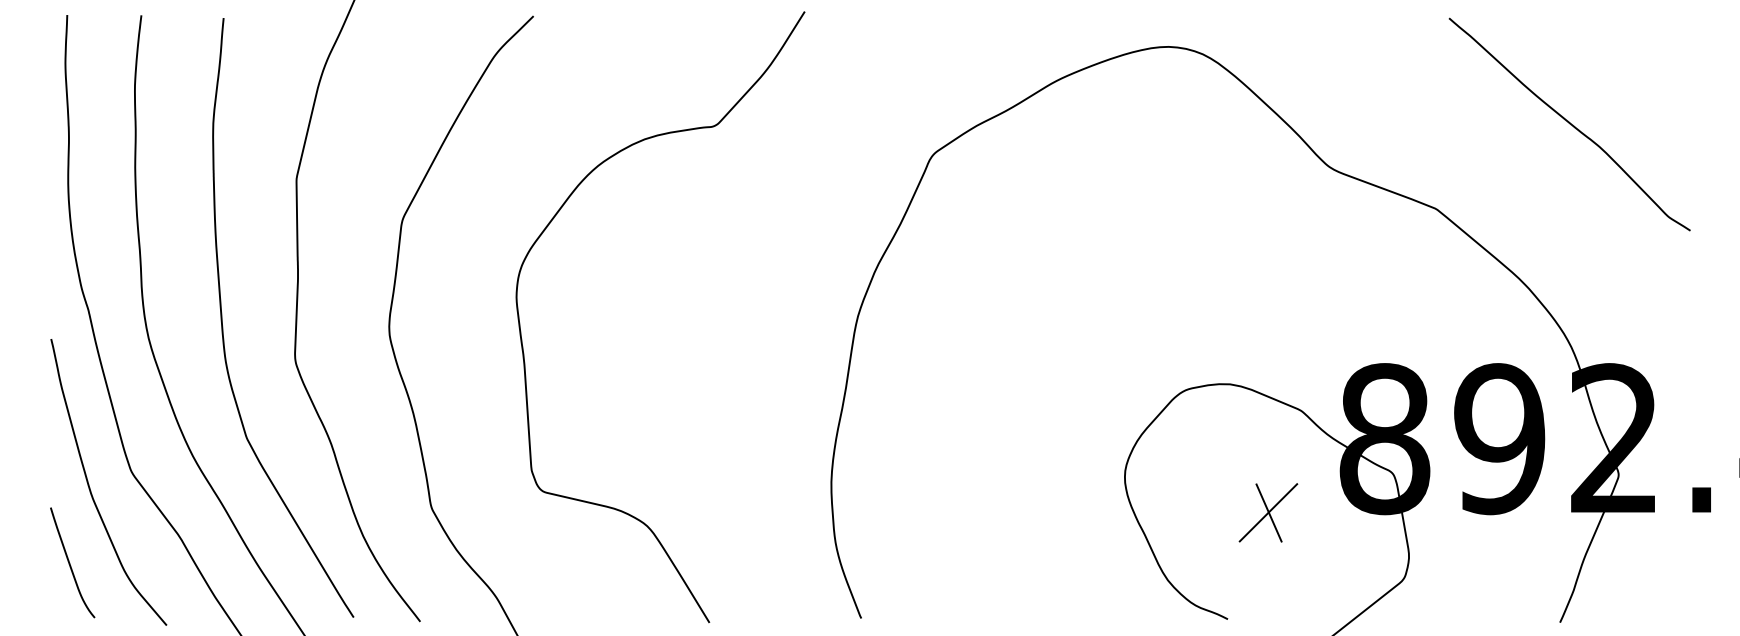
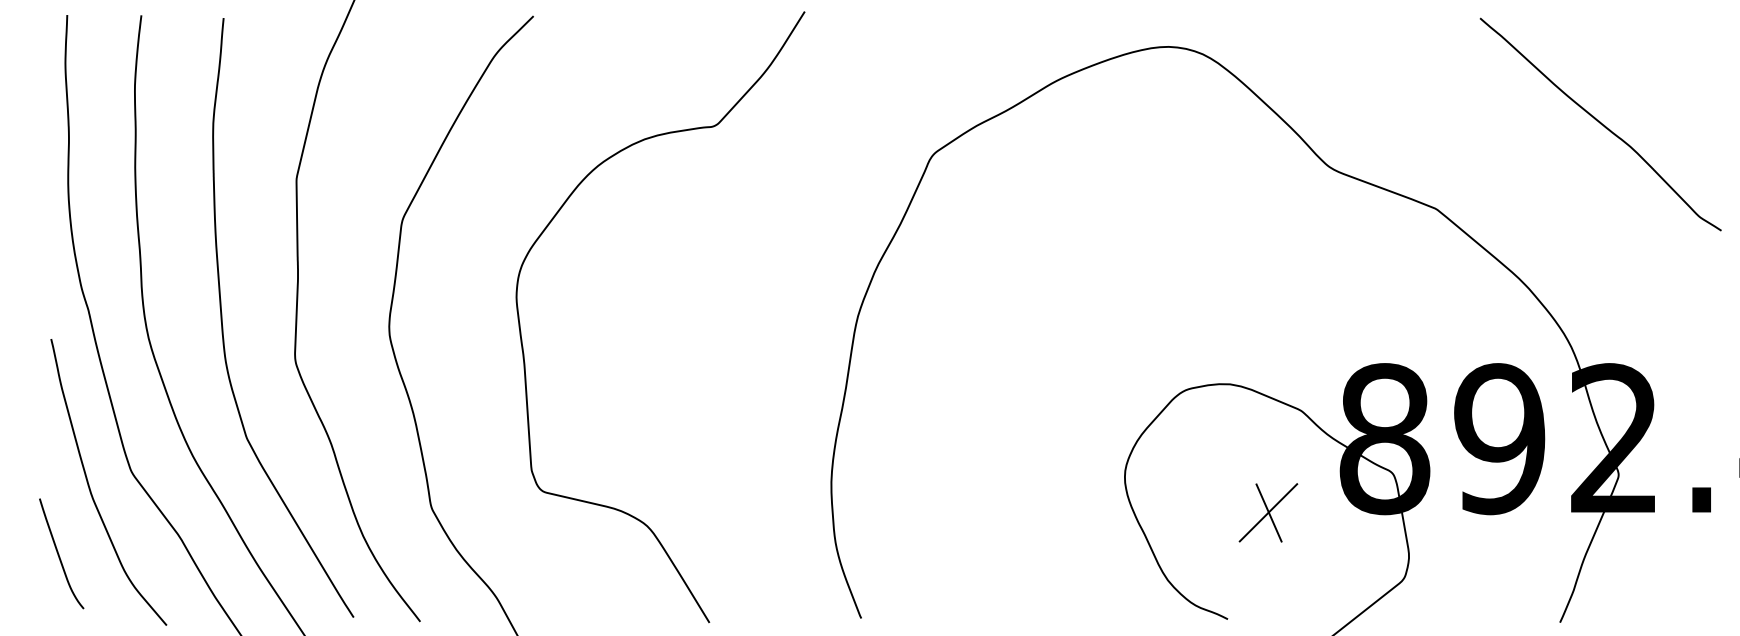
curve position: (1569, 124) -> (1600, 124) (1600, 124)
curve position: (70, 563) -> (59, 554) (59, 554)
